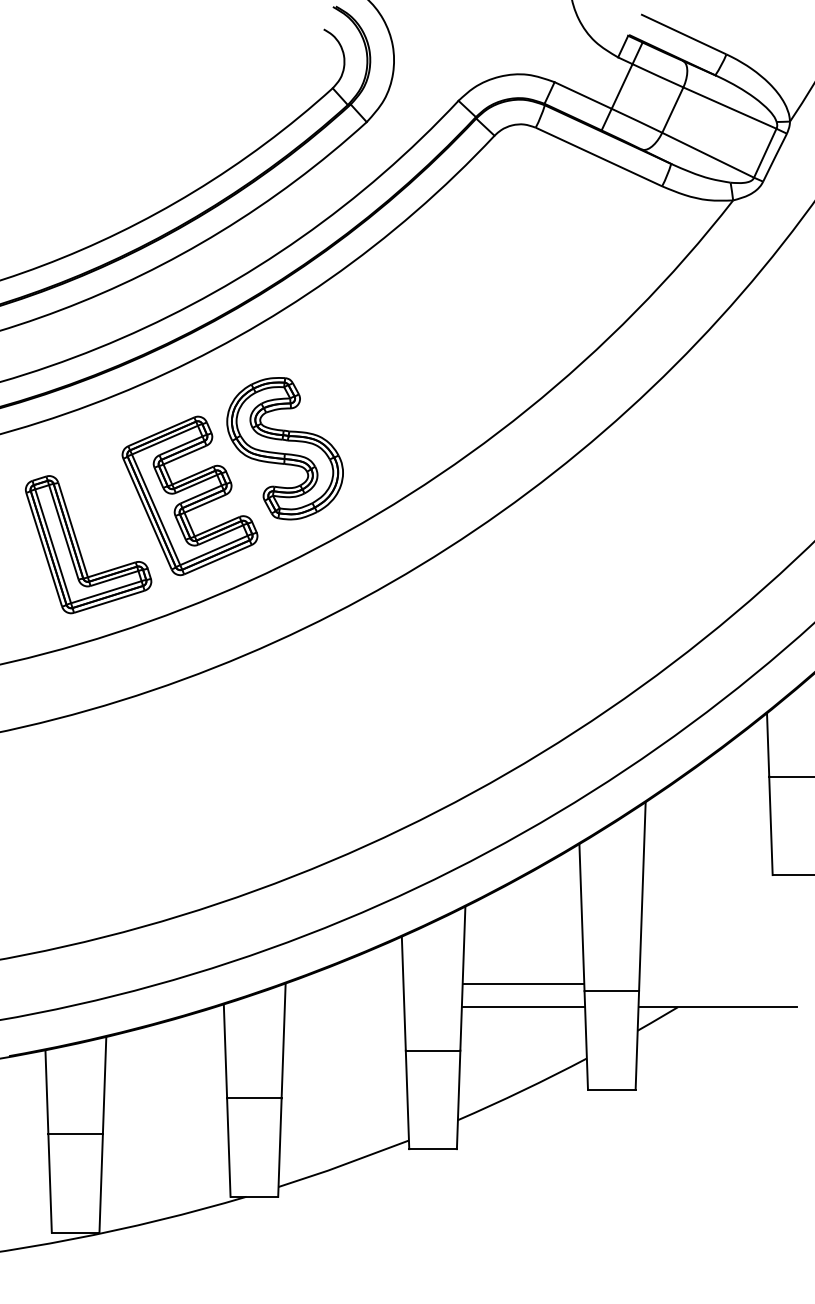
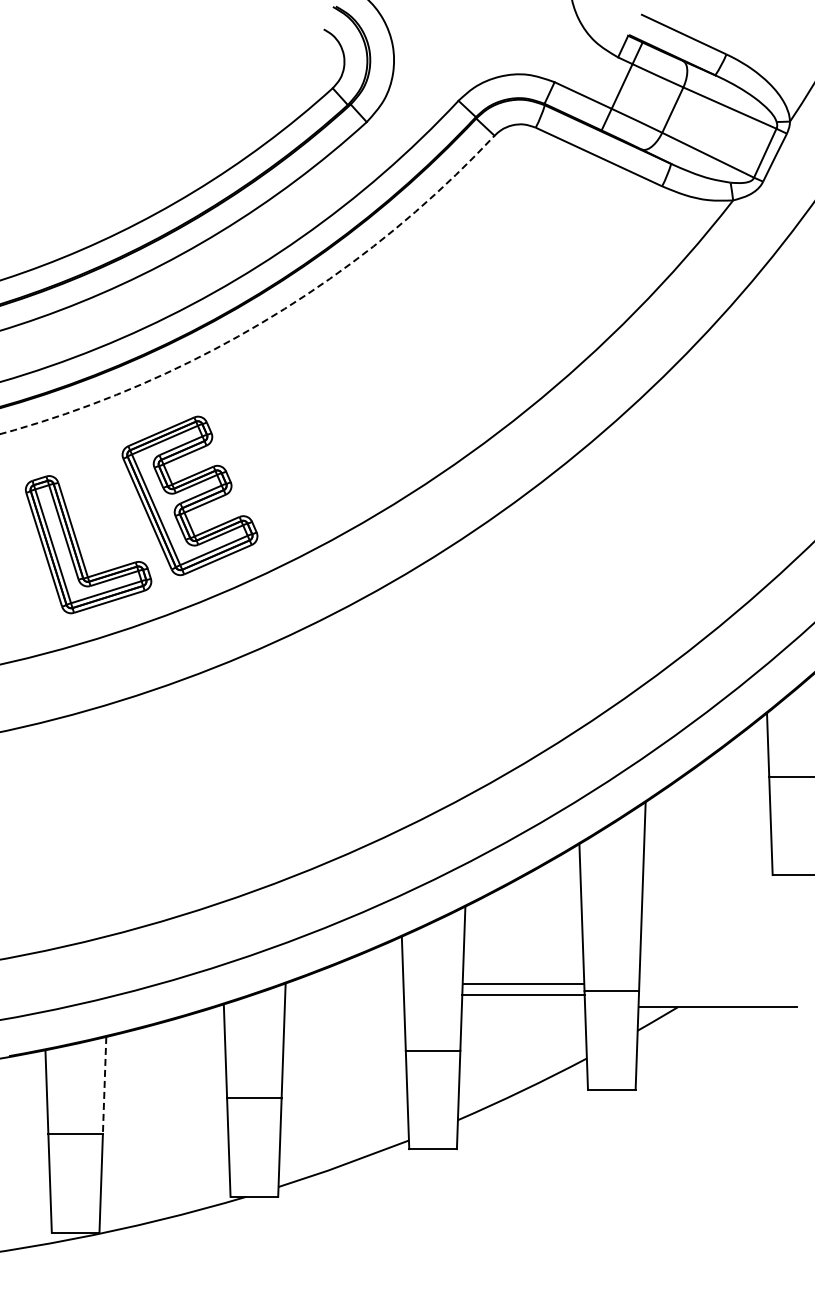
arc: solid -> dashed (266, 320)
part: present -> none (284, 448)
line position: (523, 1007) -> (523, 995) (523, 995)
line: solid -> dashed (104, 1085)
